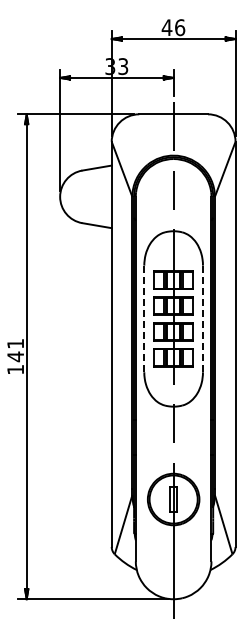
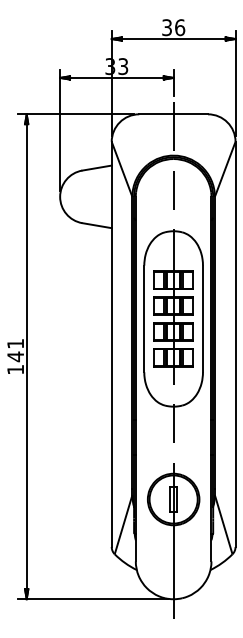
text: 46 -> 36 (166, 27)
line: dashed -> solid (144, 318)
line: dashed -> solid (202, 319)
